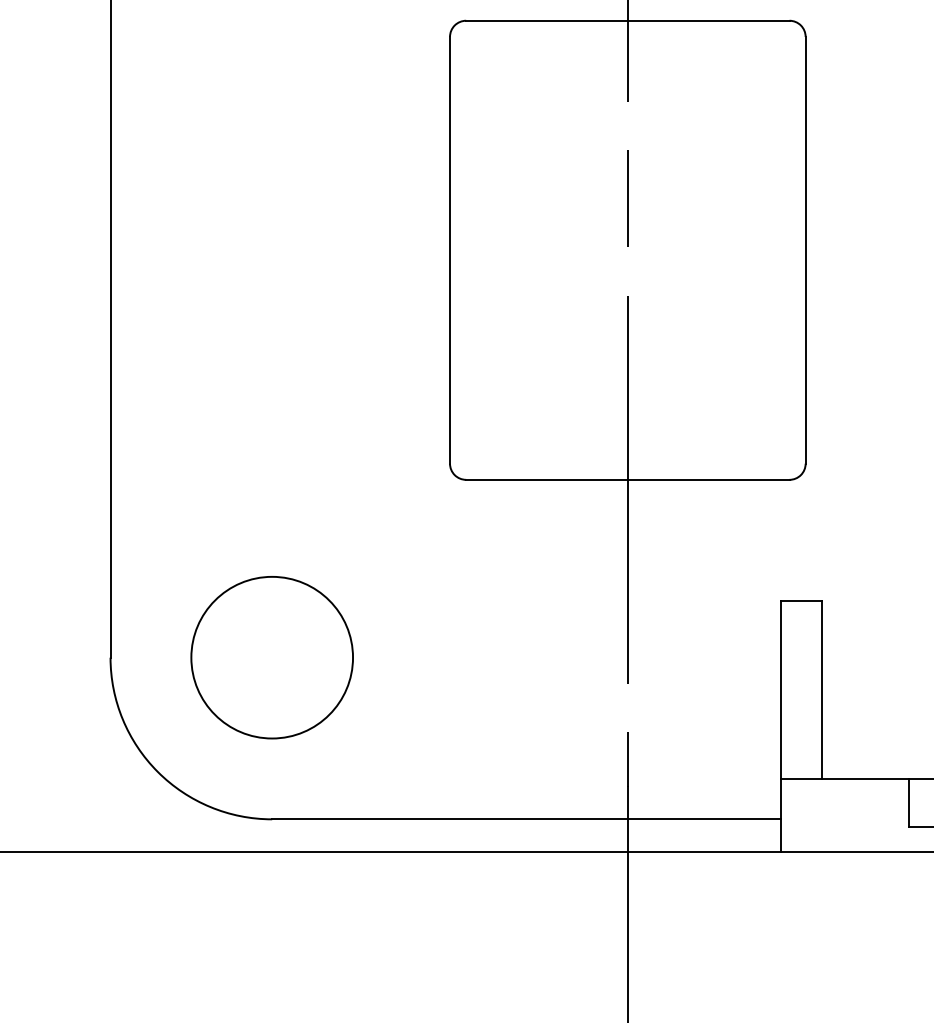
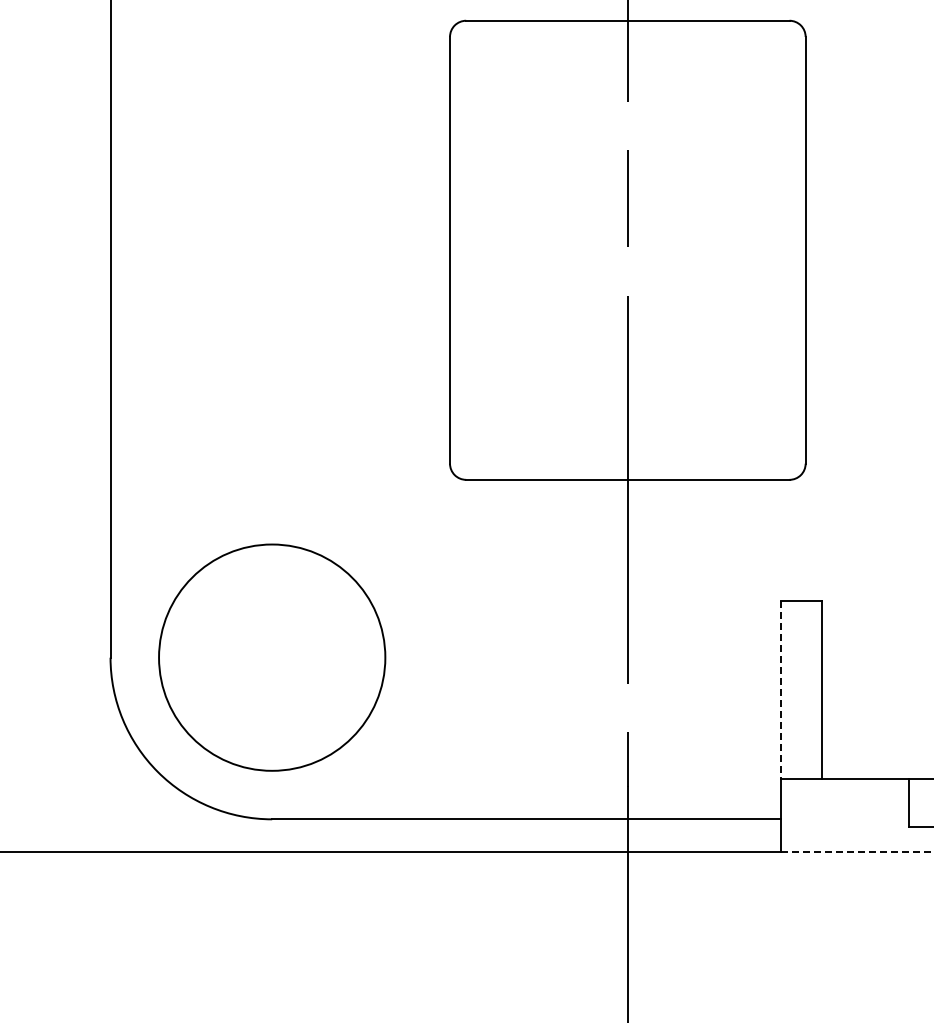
circle diameter: 162 px -> 226 px (272, 657)
line: solid -> dashed (781, 690)
line: solid -> dashed (857, 851)
